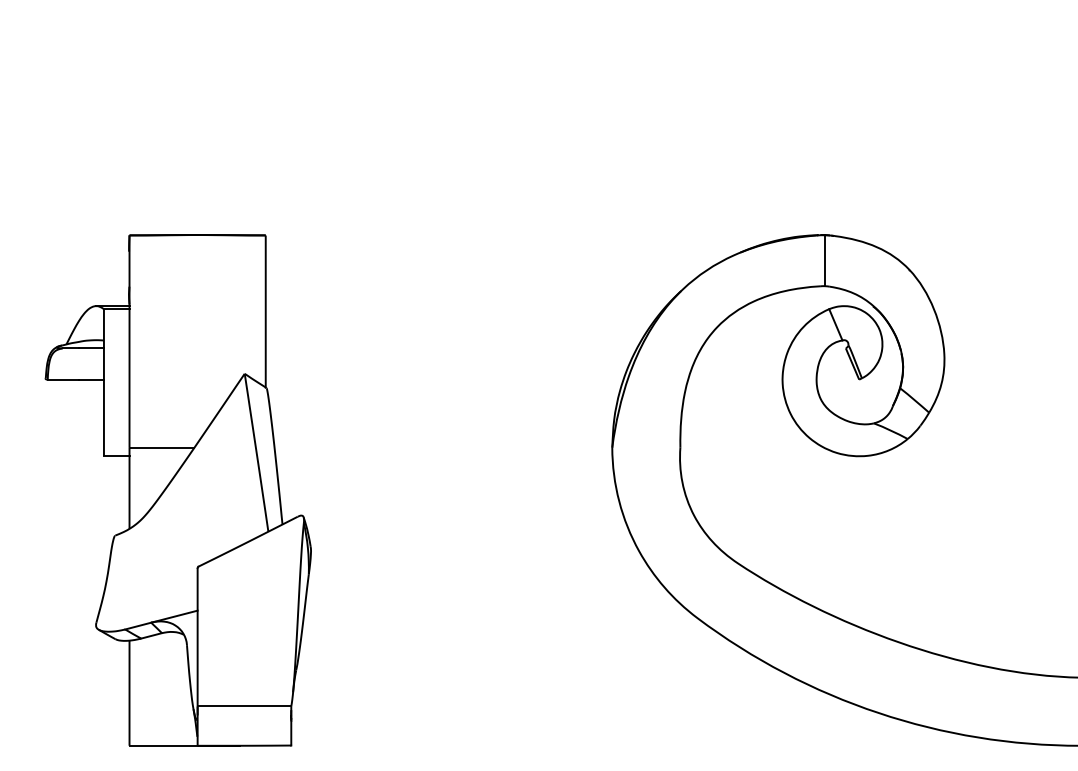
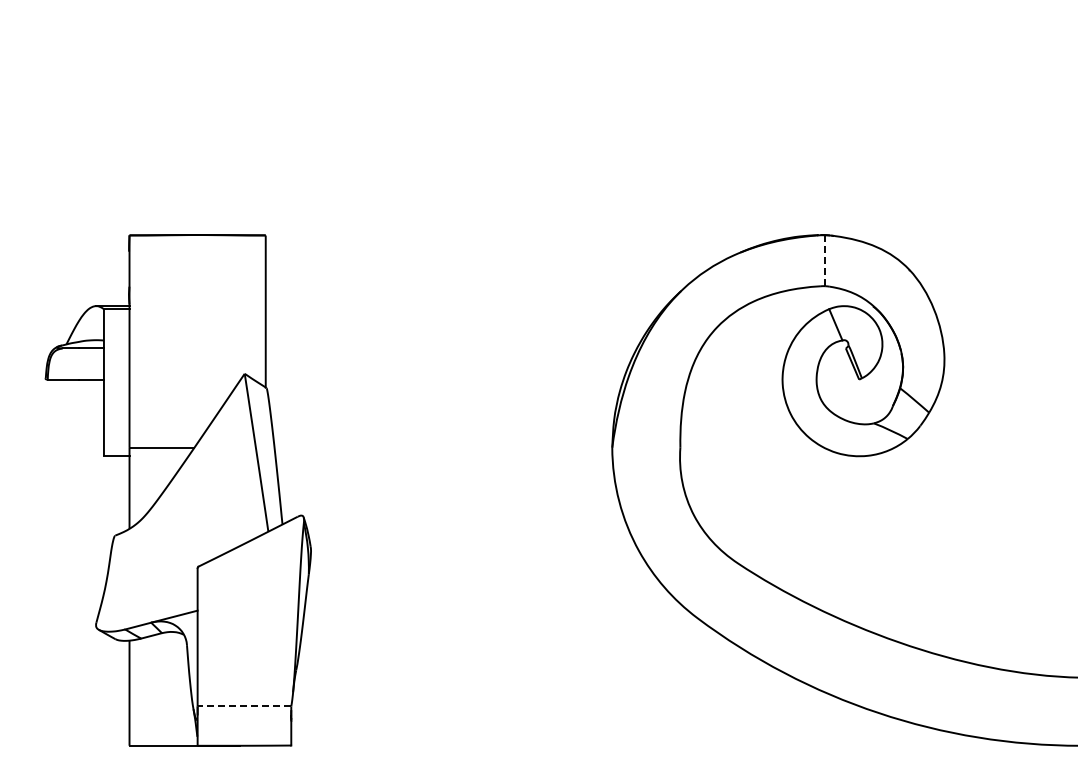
line: solid -> dashed (825, 260)
line: solid -> dashed (244, 706)
